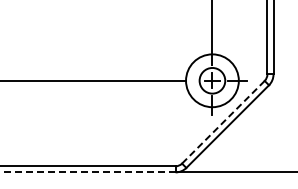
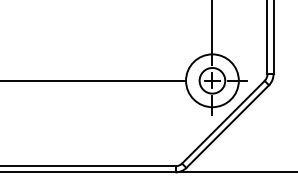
line: dashed -> solid (223, 121)
line: dashed -> solid (87, 172)
